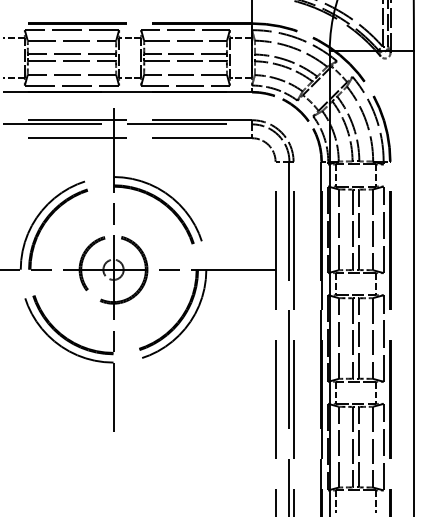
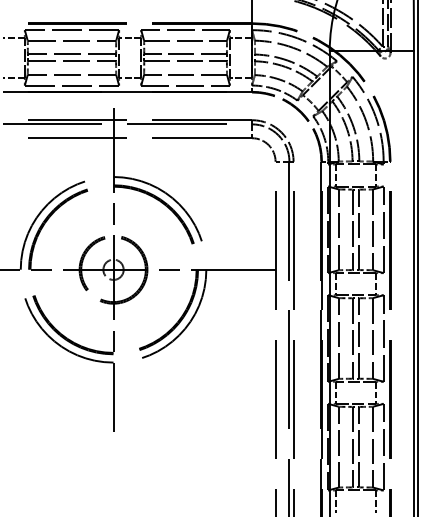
line: none -> present (418, 257)
